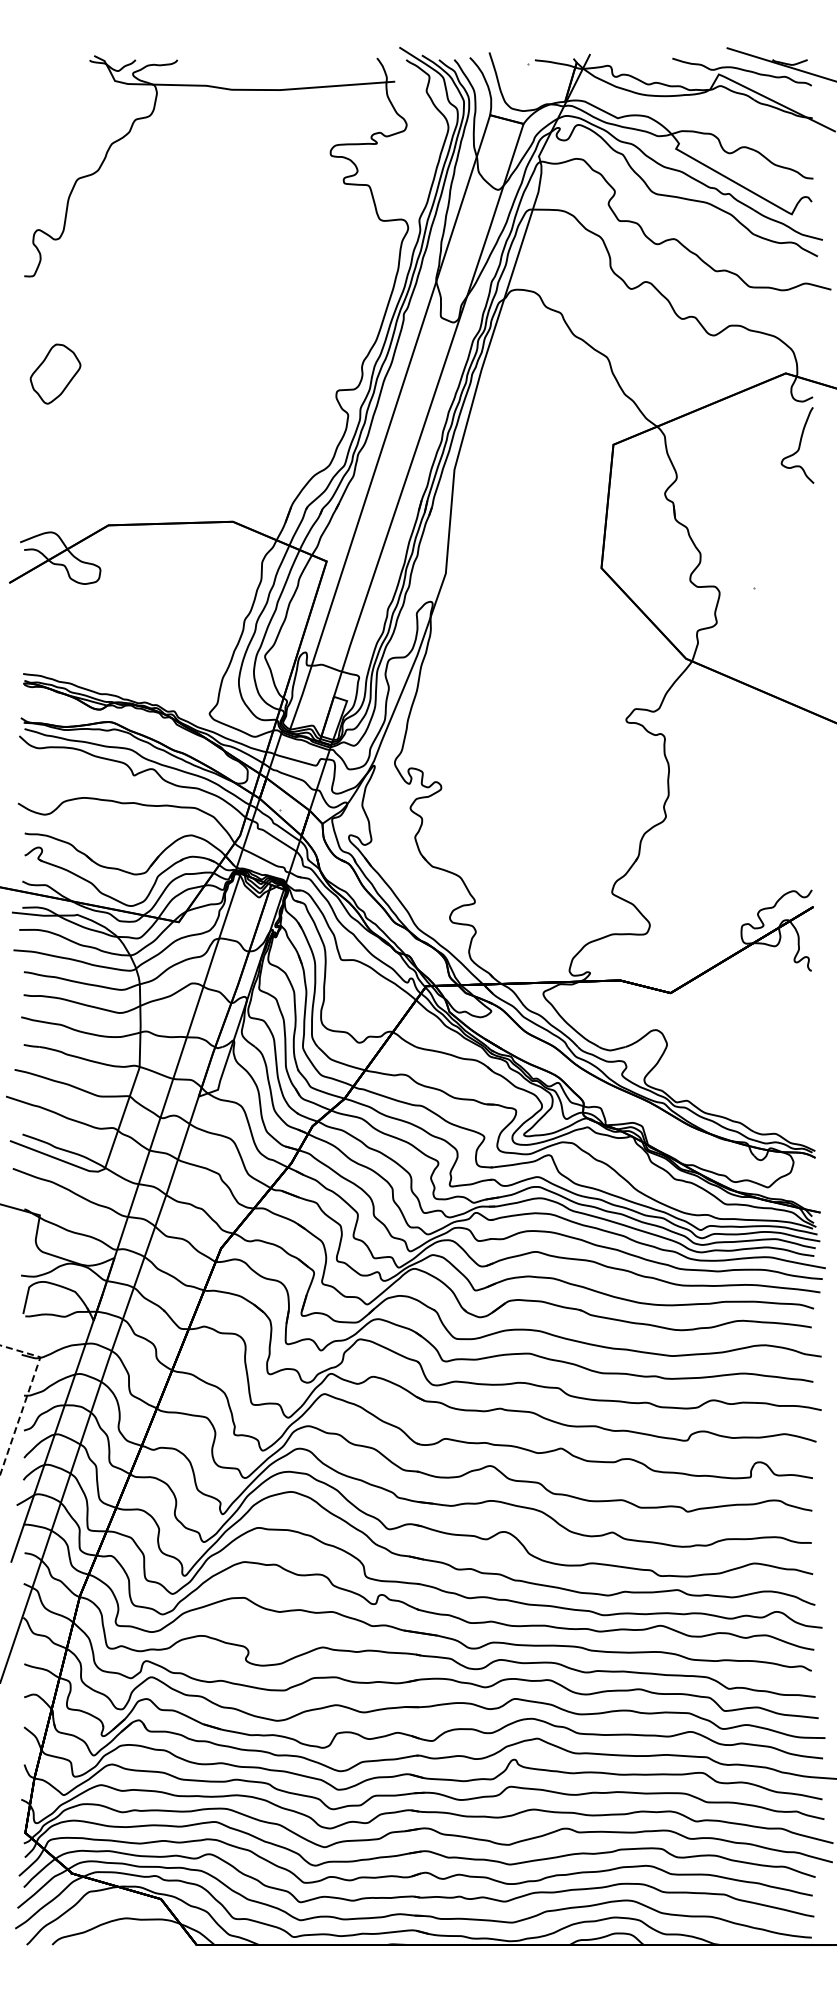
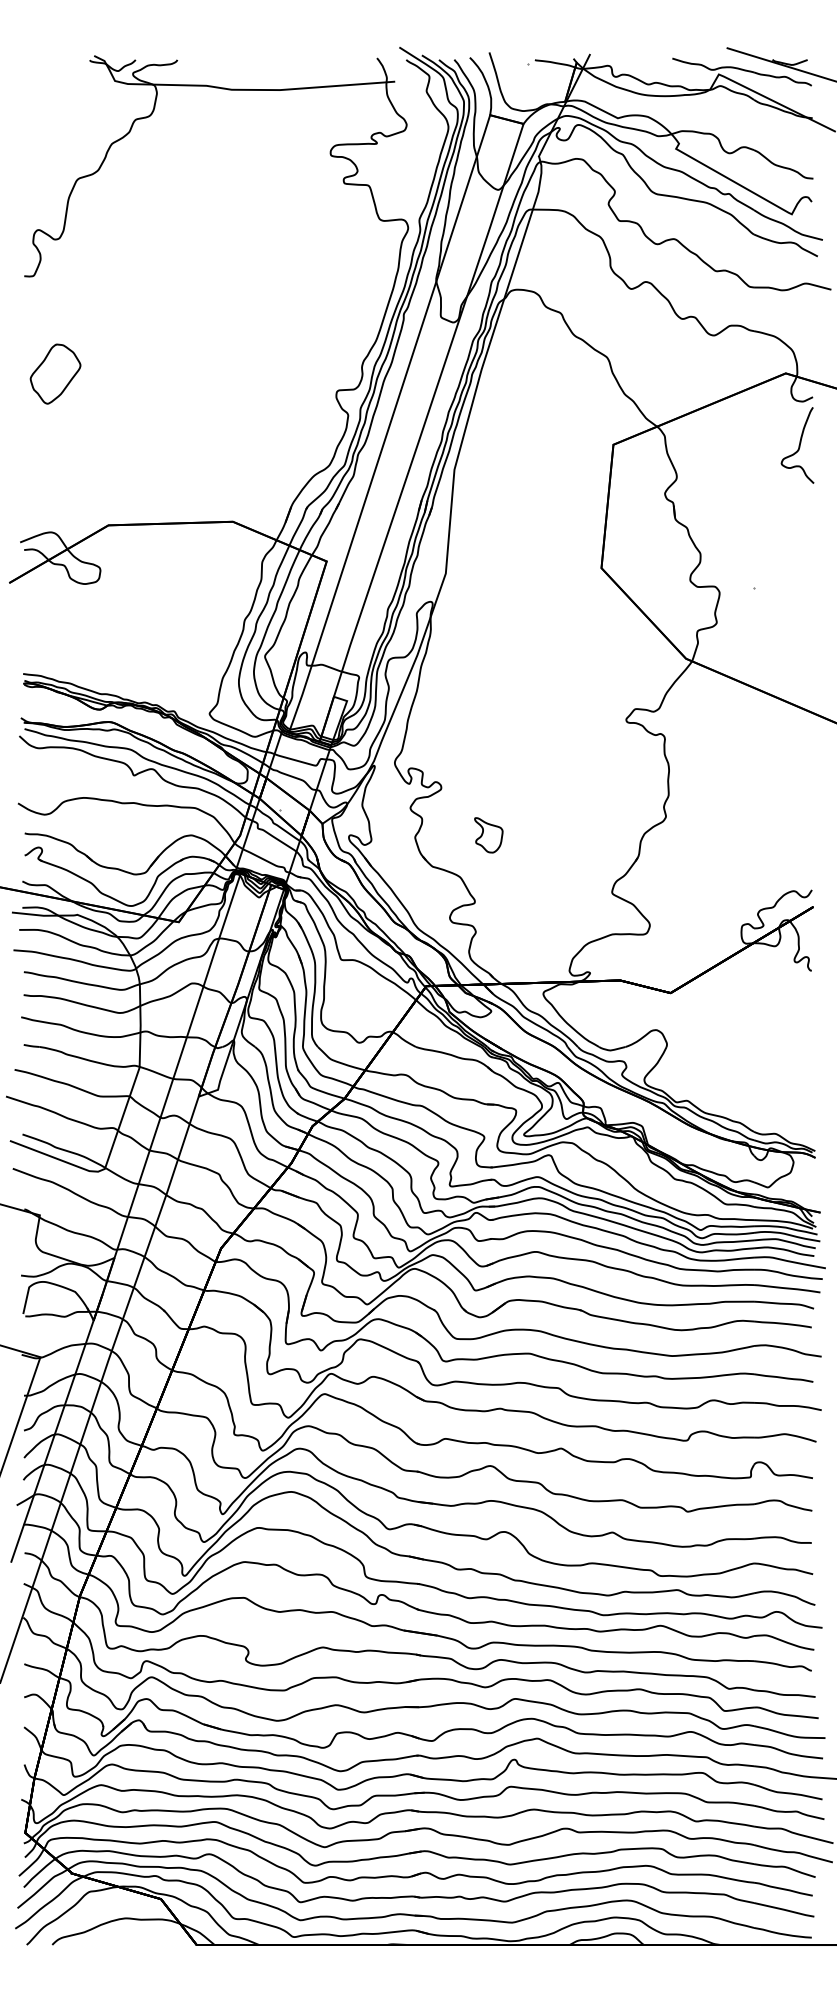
part: none -> present (488, 835)
line: dashed -> solid (27, 1395)
